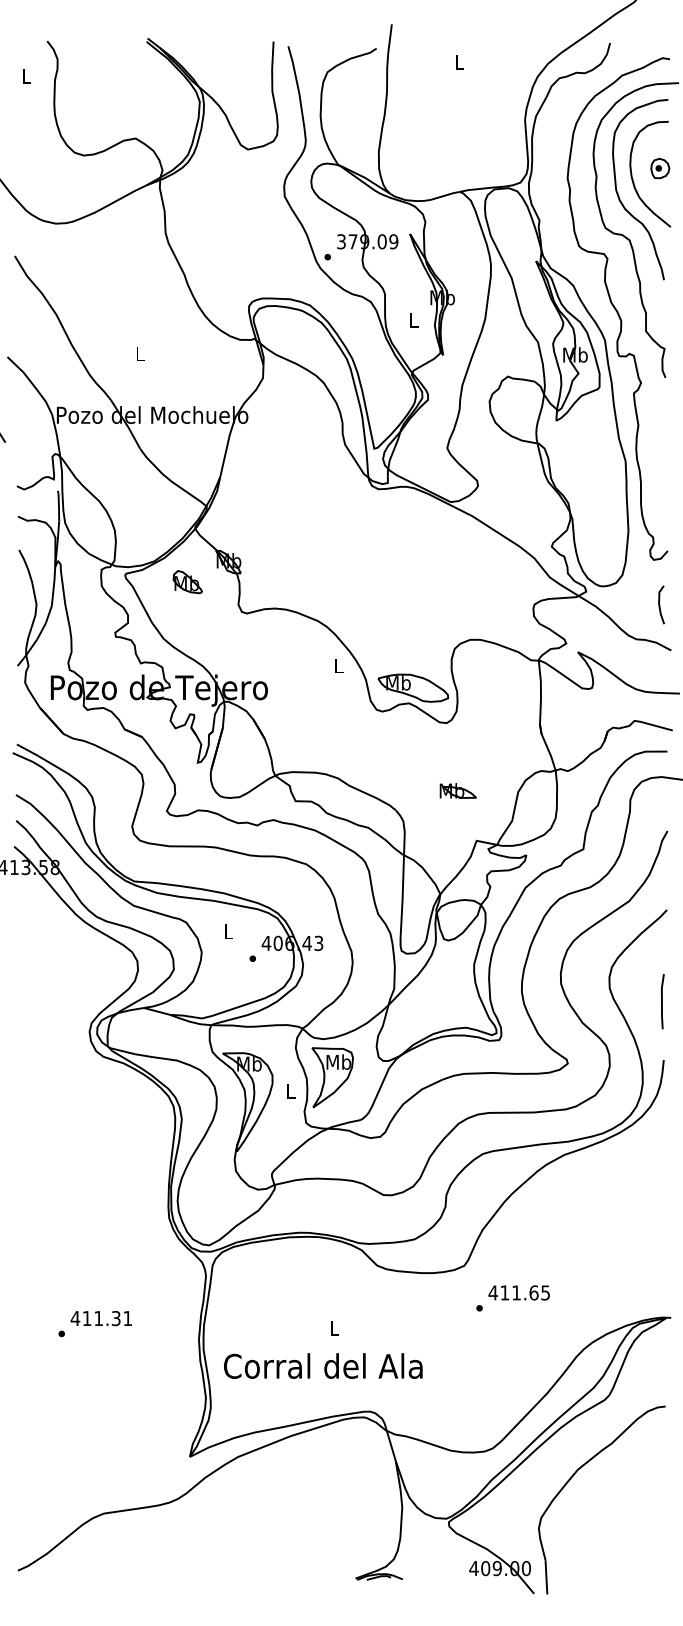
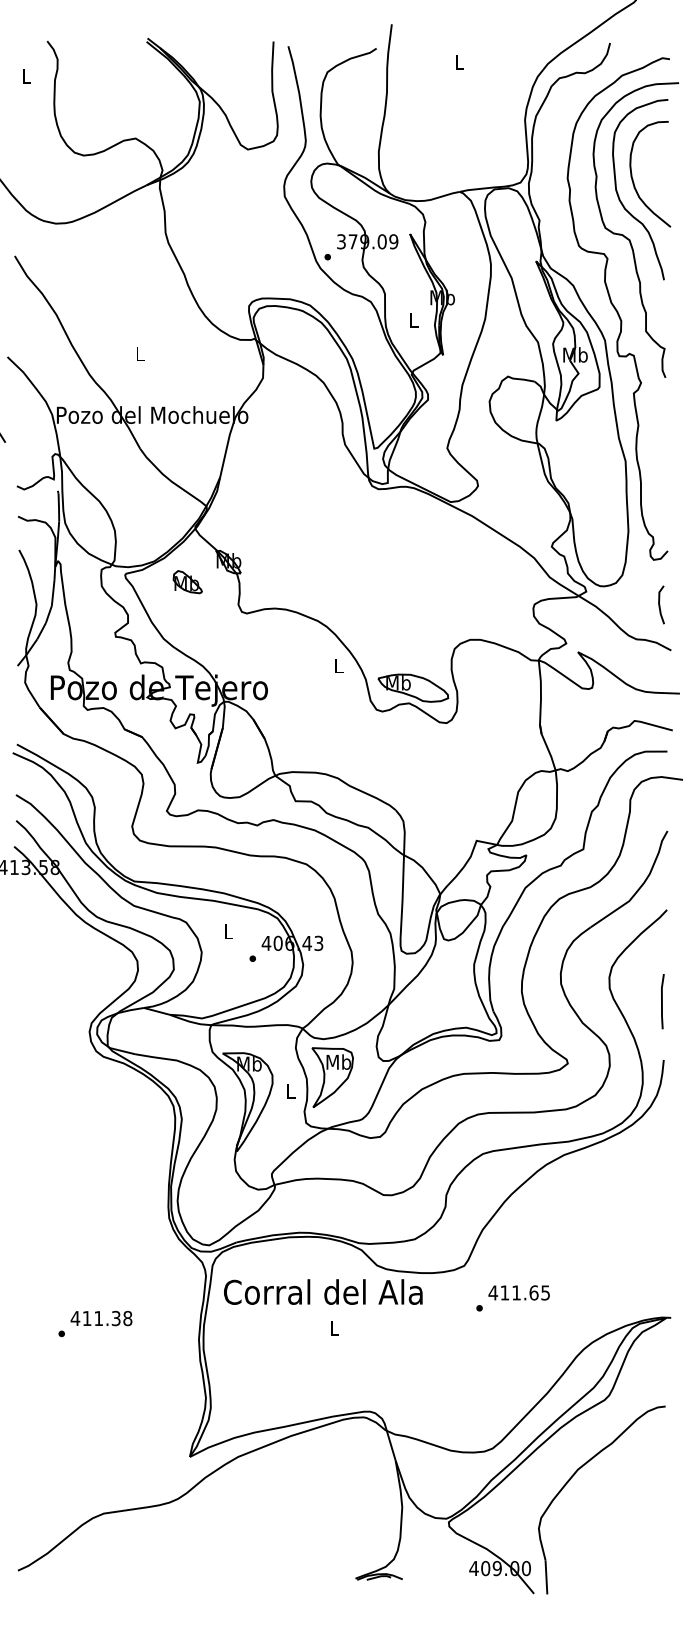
part: present -> none (660, 168)
part: present -> none (457, 790)
text: 411.31 -> 411.38 (127, 1318)
text position: (323, 1365) -> (323, 1291) (323, 1291)
